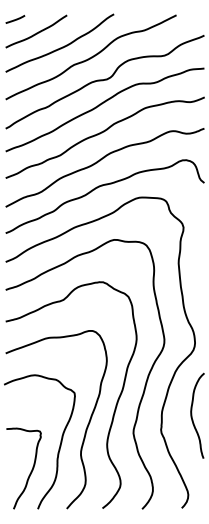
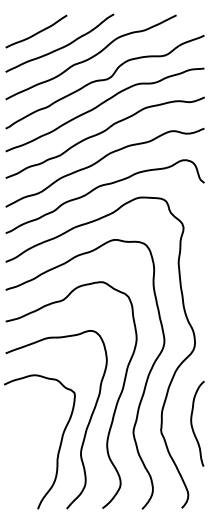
line: present -> none (15, 19)
curve position: (192, 415) -> (192, 423) (192, 423)
curve: present -> none (30, 471)
